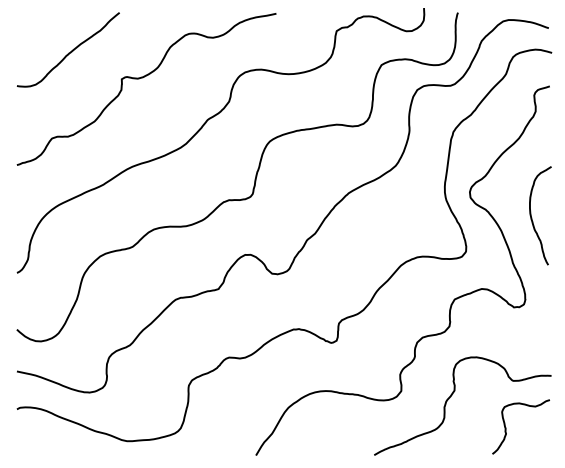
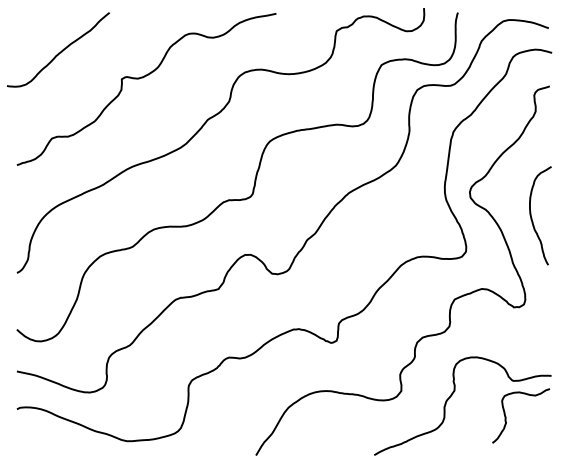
curve position: (68, 52) -> (58, 52) (58, 52)
curve position: (506, 427) -> (506, 416) (506, 416)
